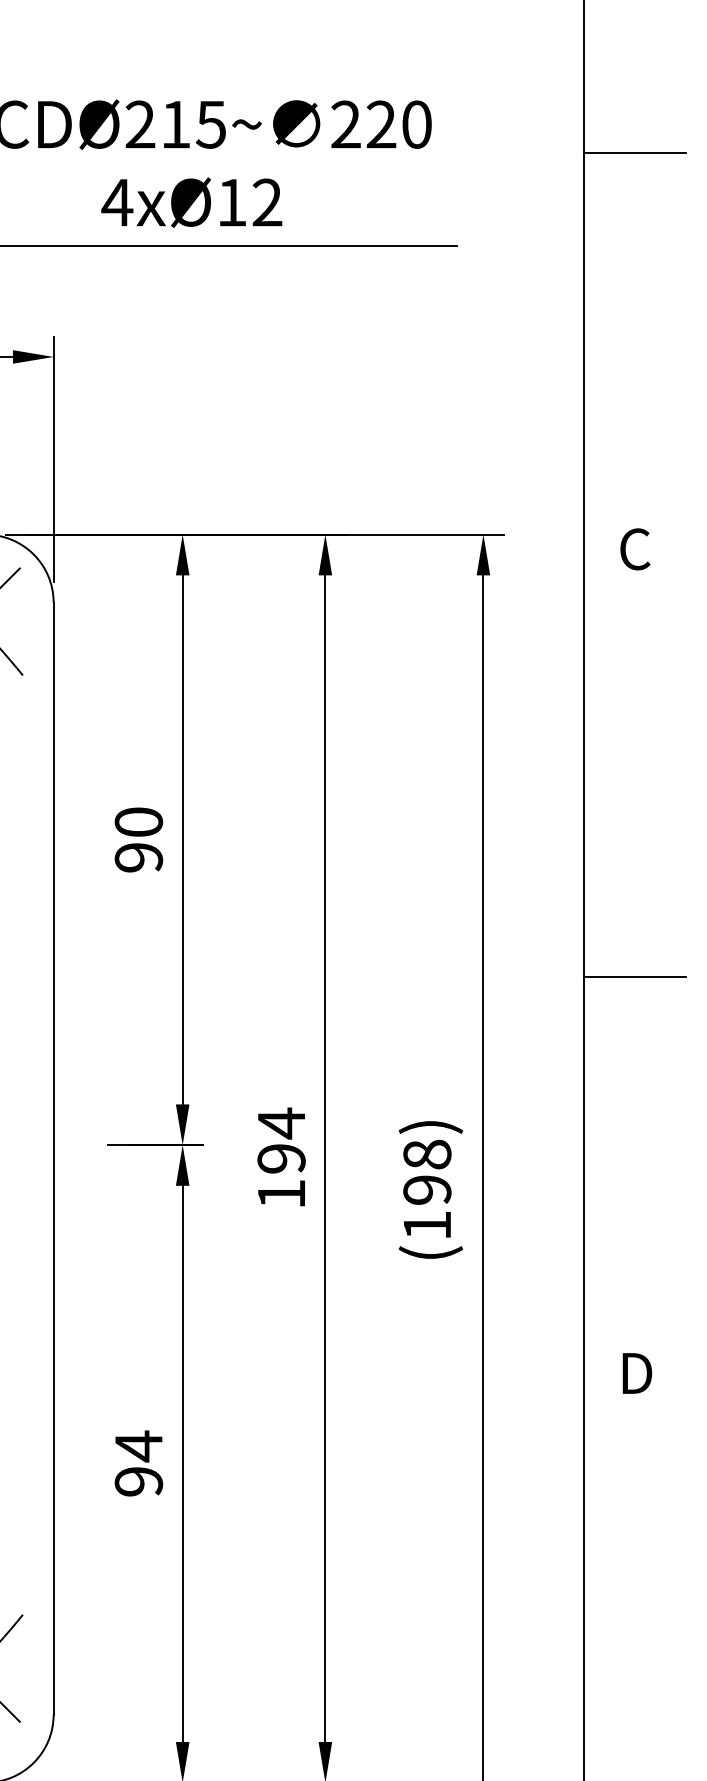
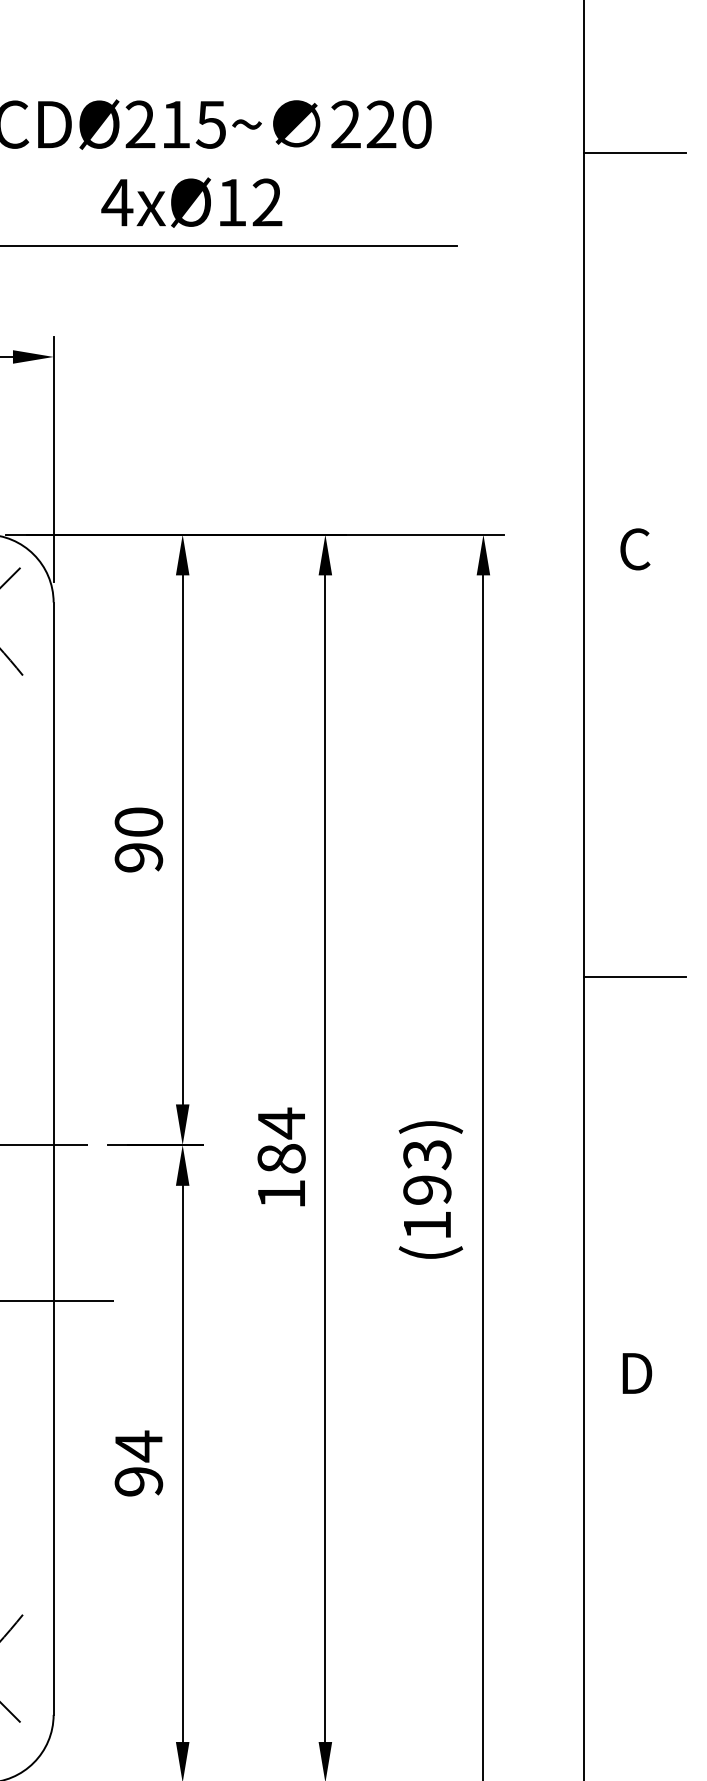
line: none -> present (44, 1145)
text: (198) -> (193) (427, 1154)
text: 194 -> 184 (281, 1158)
line: none -> present (58, 1301)
